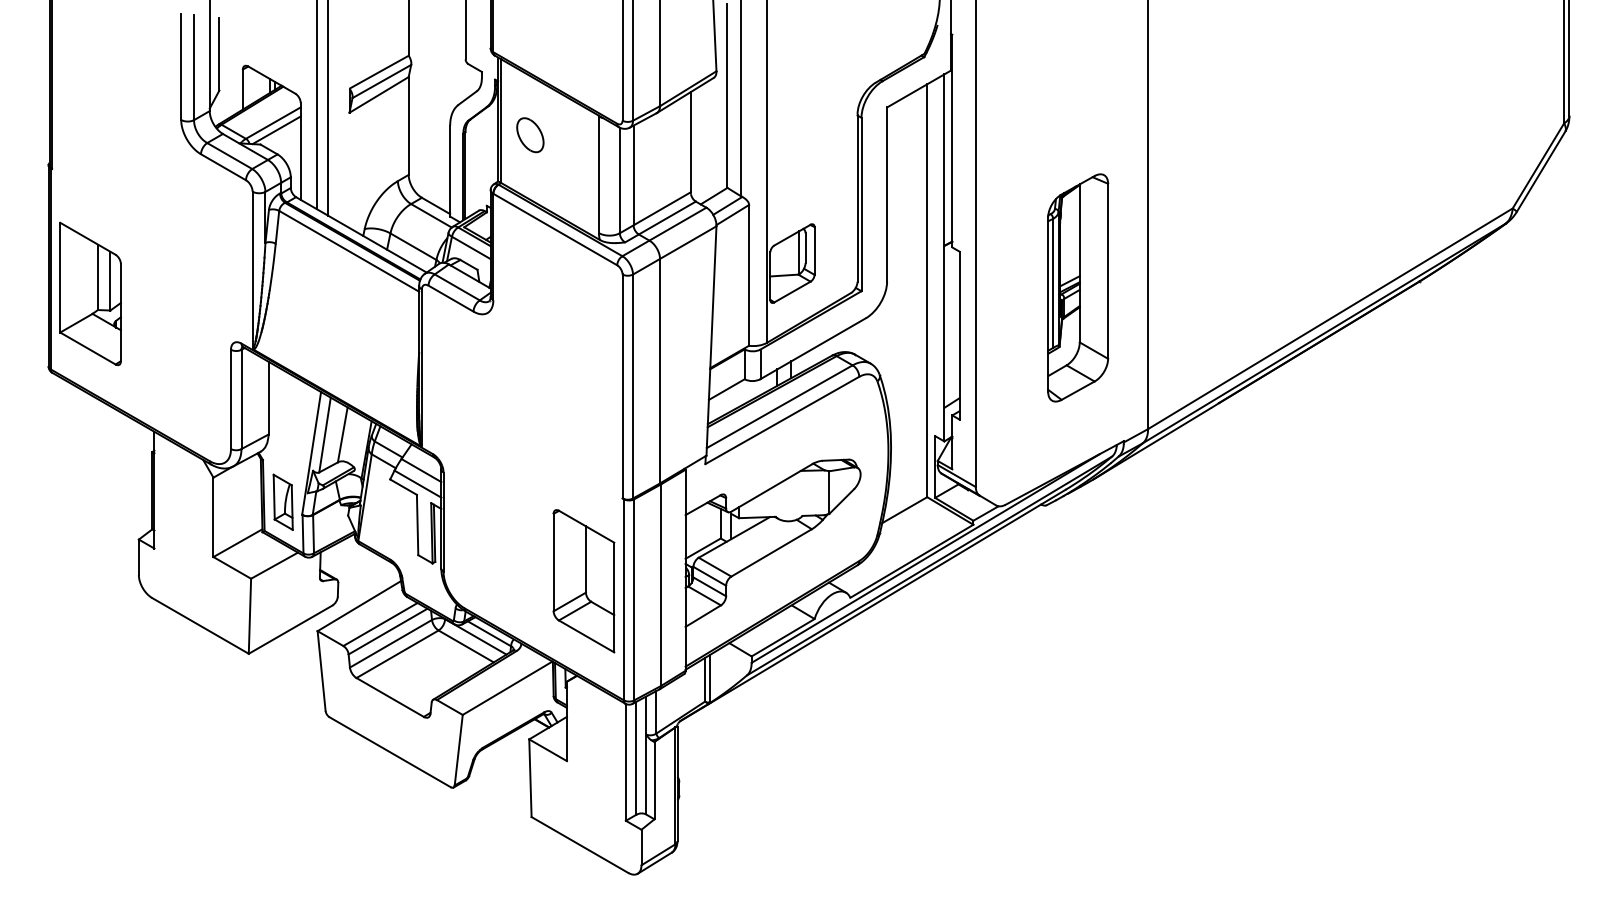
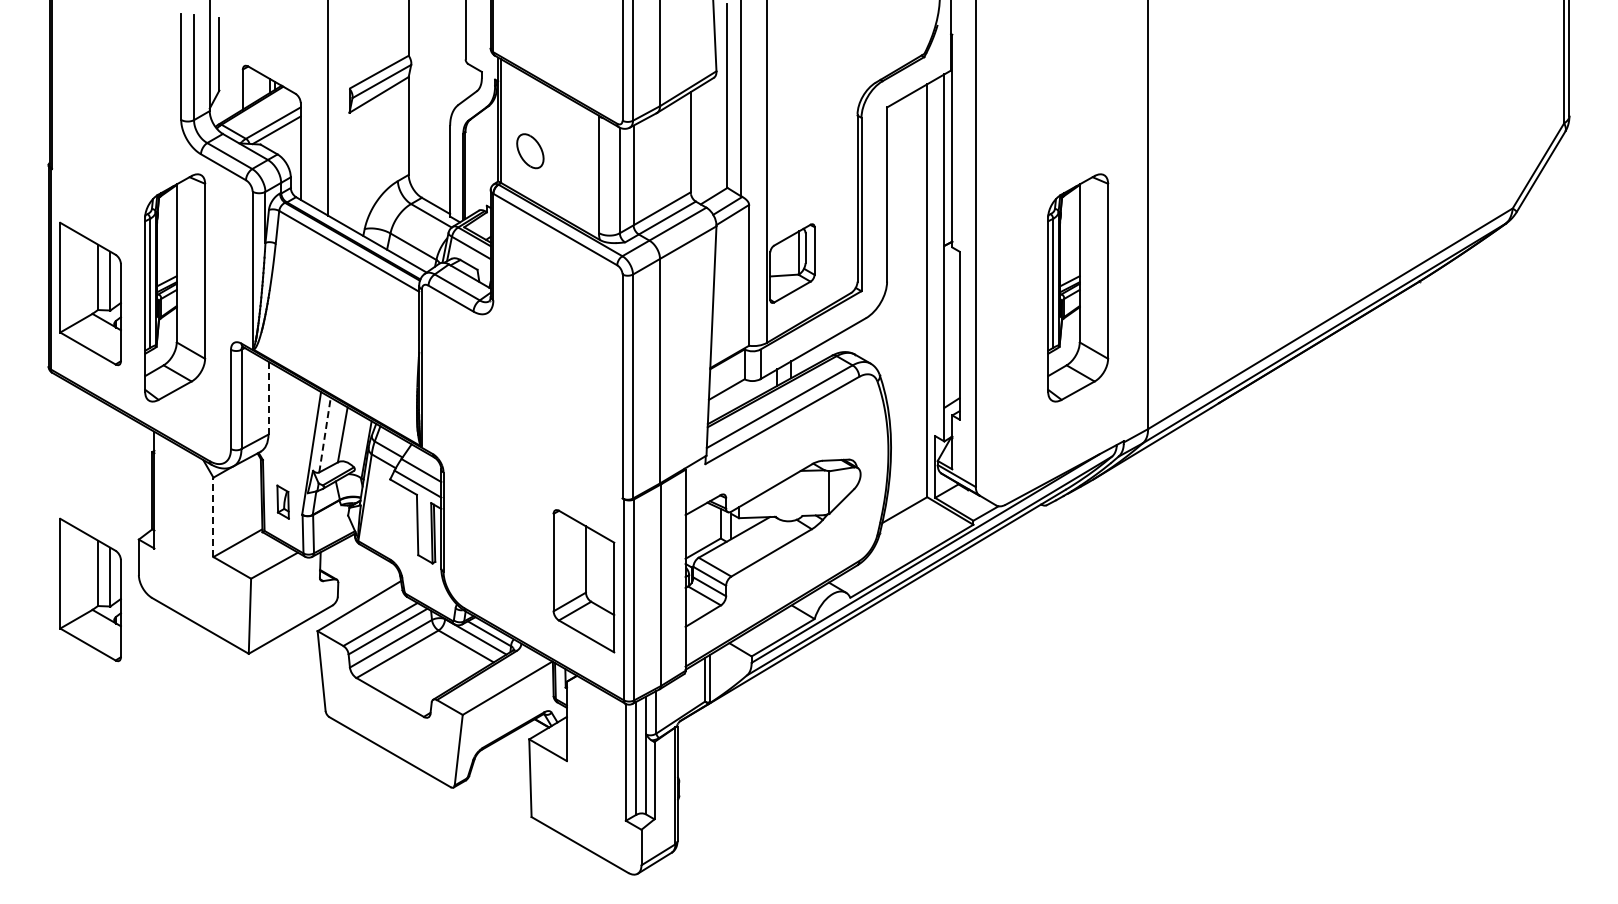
line: present -> none (317, 105)
part position: (530, 135) -> (530, 151) (530, 151)
part: none -> present (175, 287)
line: solid -> dashed (268, 398)
line: solid -> dashed (325, 435)
part size: 22x58 px -> 14x36 px (282, 501)
line: solid -> dashed (213, 517)
part: none -> present (90, 589)
